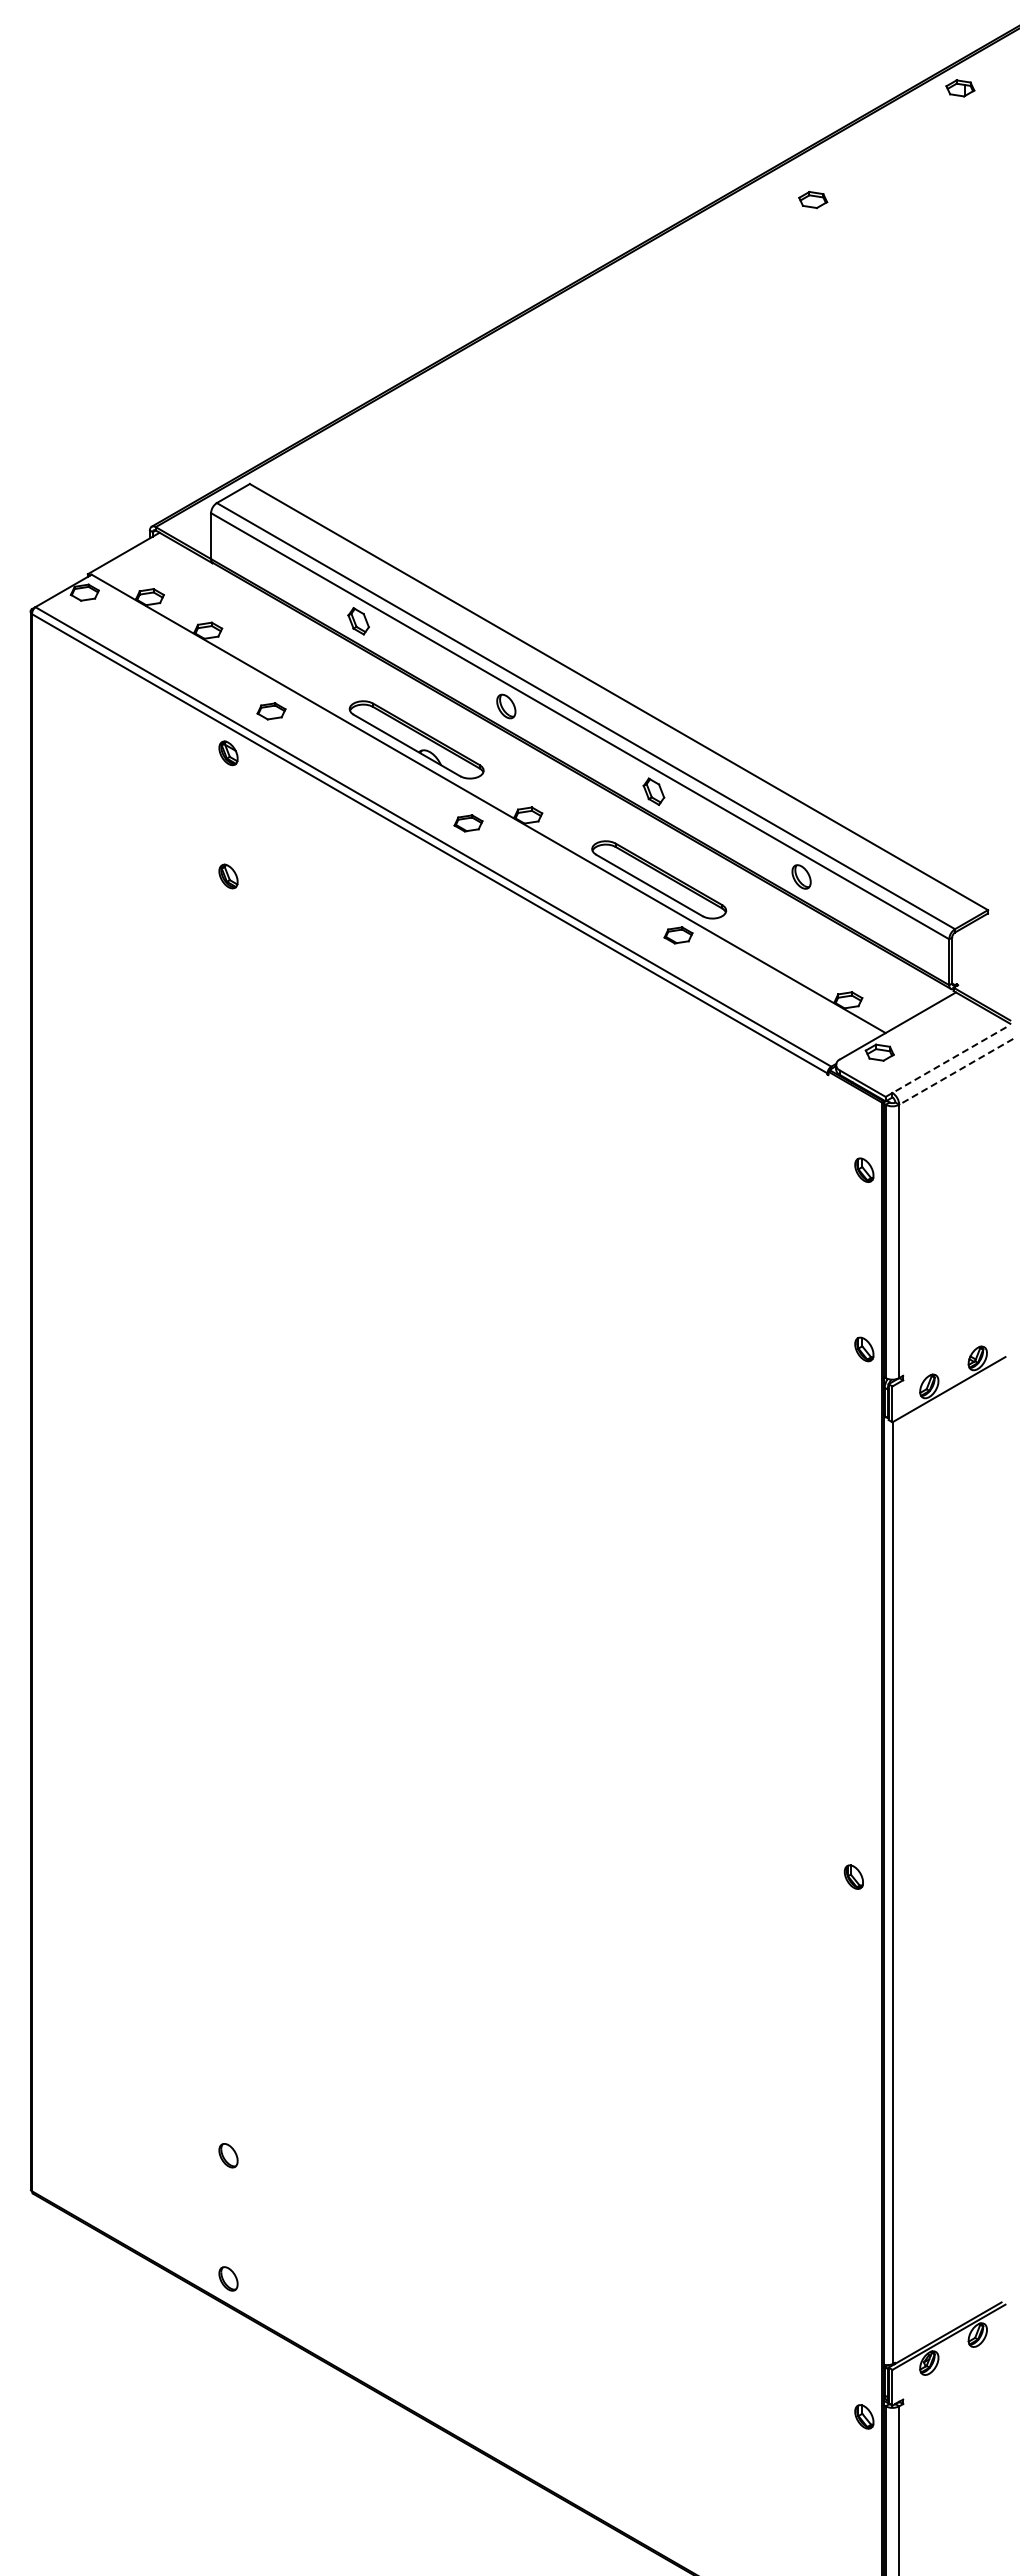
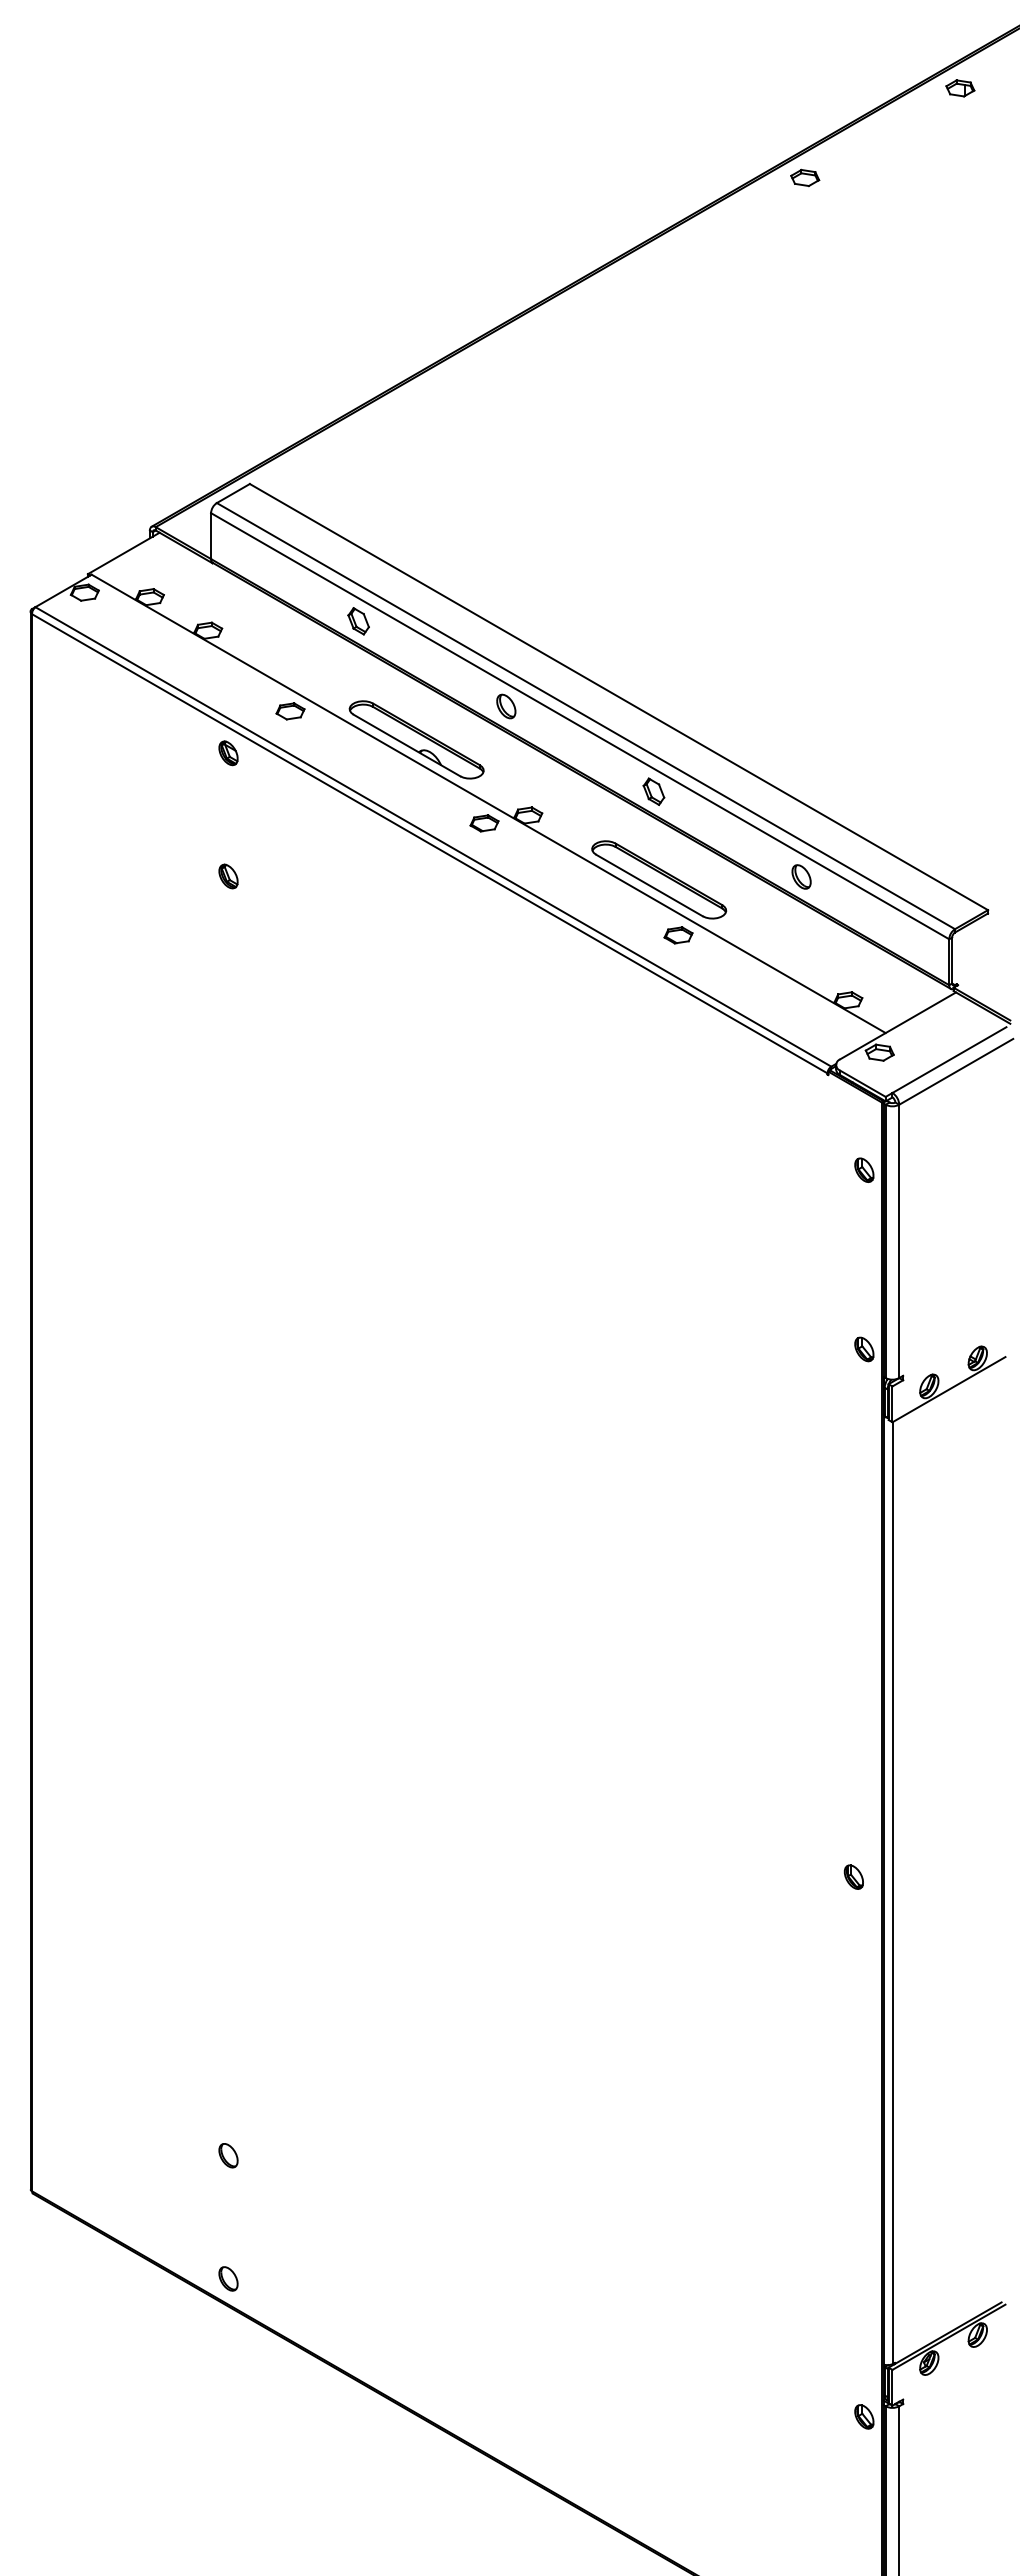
part position: (813, 199) -> (805, 177) (805, 177)
part position: (271, 711) -> (290, 711) (290, 711)
part position: (468, 823) -> (484, 823) (484, 823)
line: dashed -> solid (949, 1060)
line: dashed -> solid (956, 1071)
